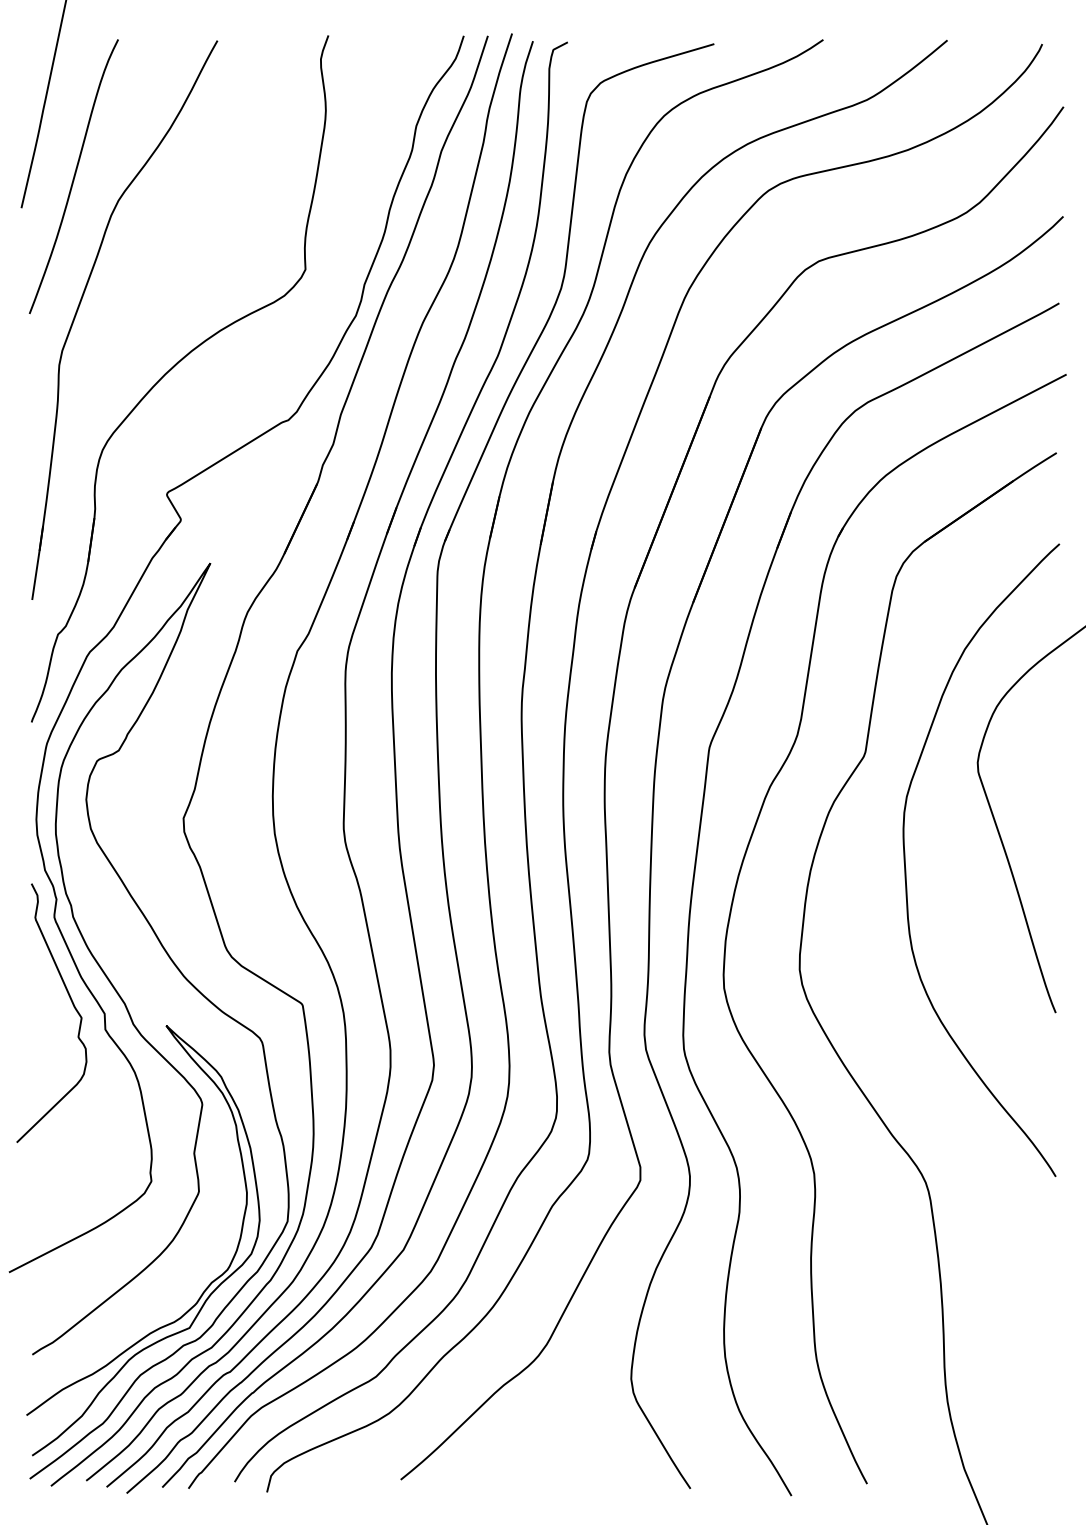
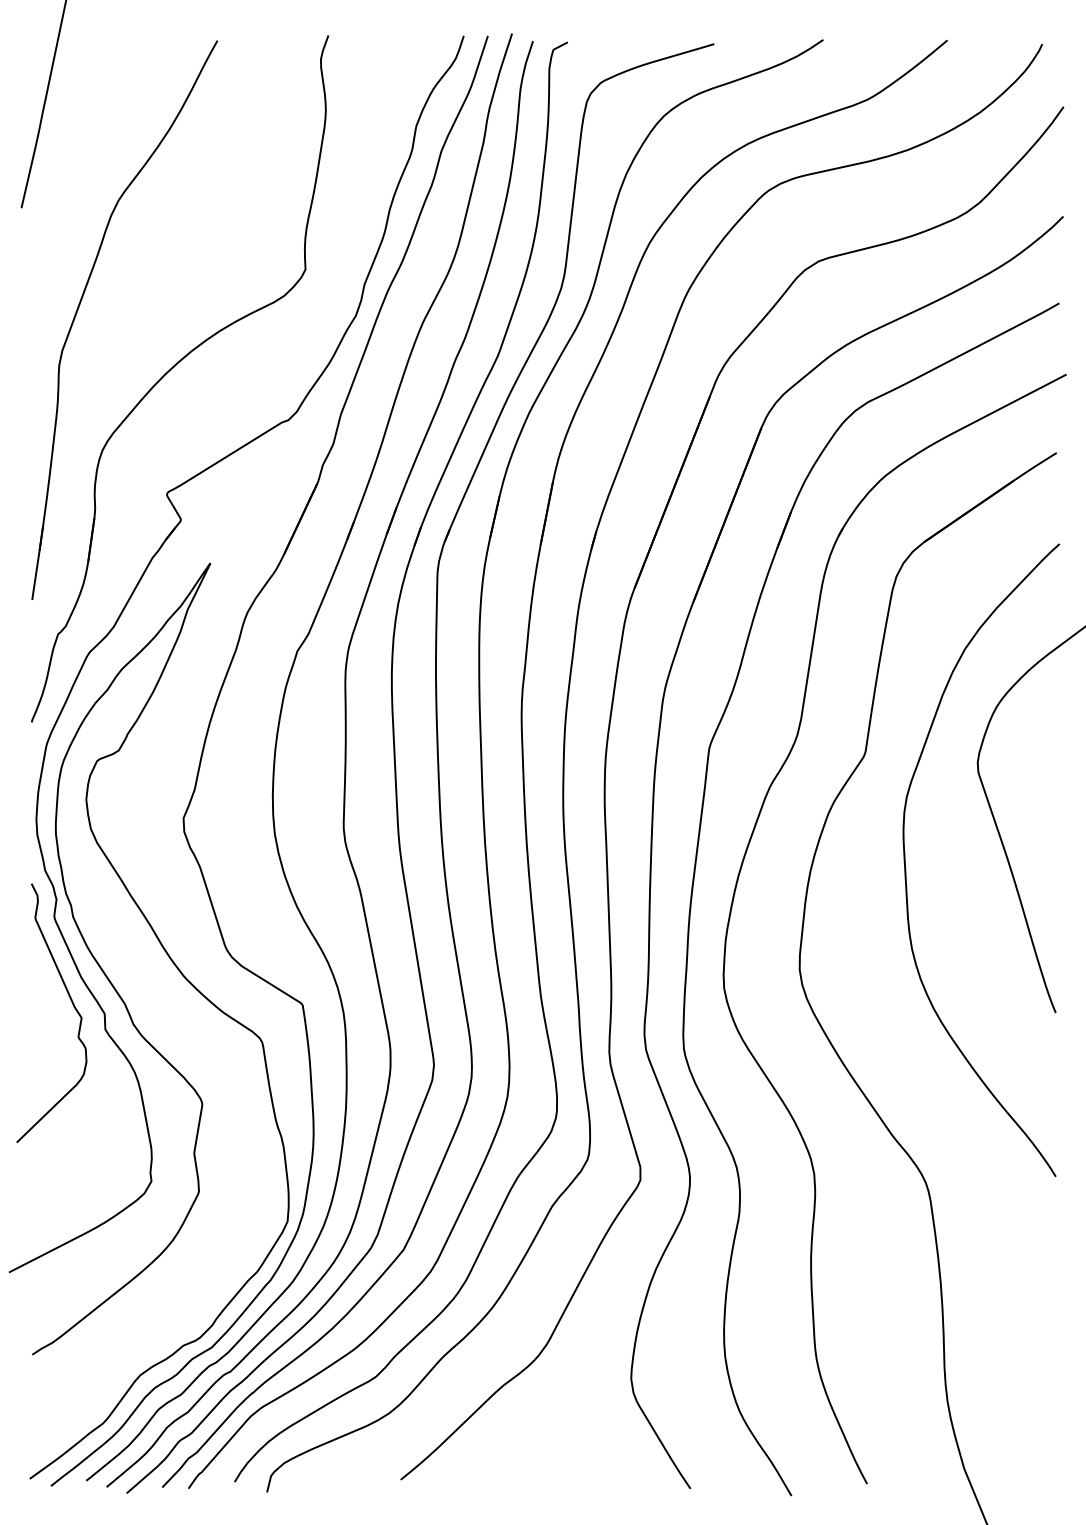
curve: present -> none (73, 176)
curve: present -> none (204, 1289)
